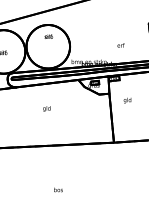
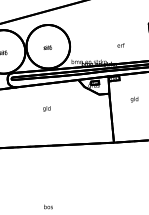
text position: (48, 36) -> (47, 47) (47, 47)
text position: (127, 100) -> (134, 99) (134, 99)
text position: (58, 189) -> (48, 206) (48, 206)
